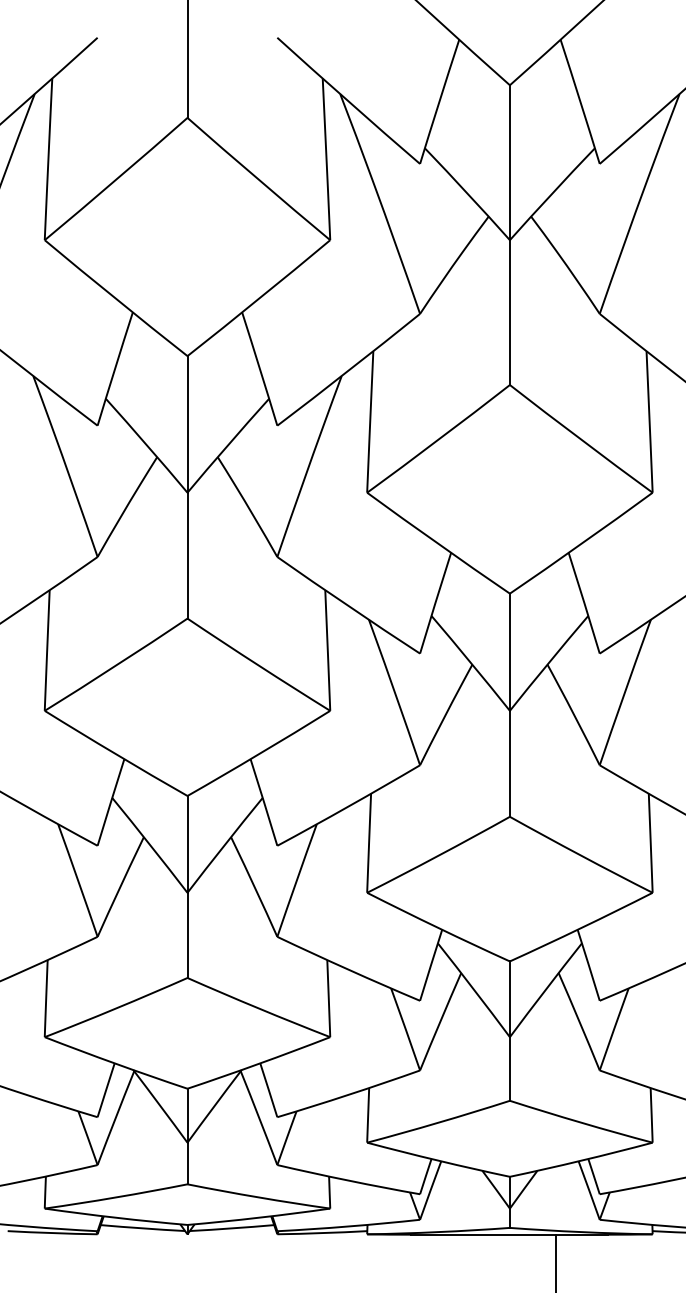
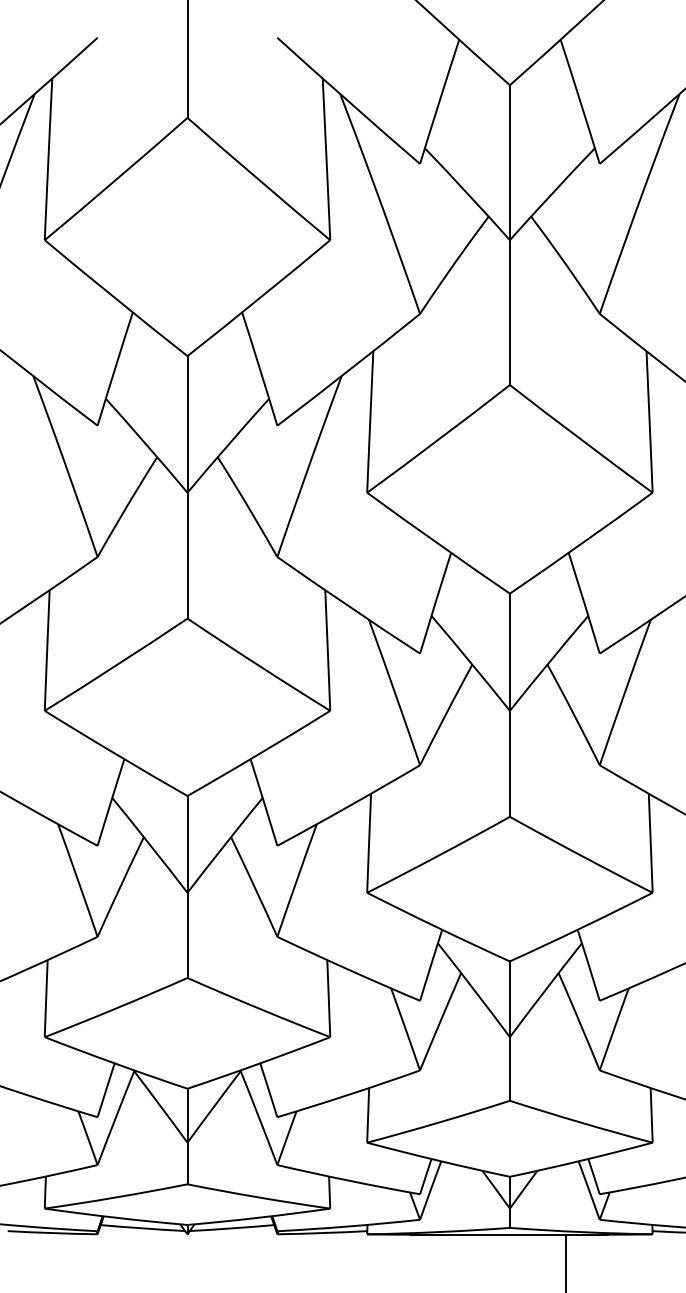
line position: (555, 1261) -> (565, 1261) (565, 1261)
